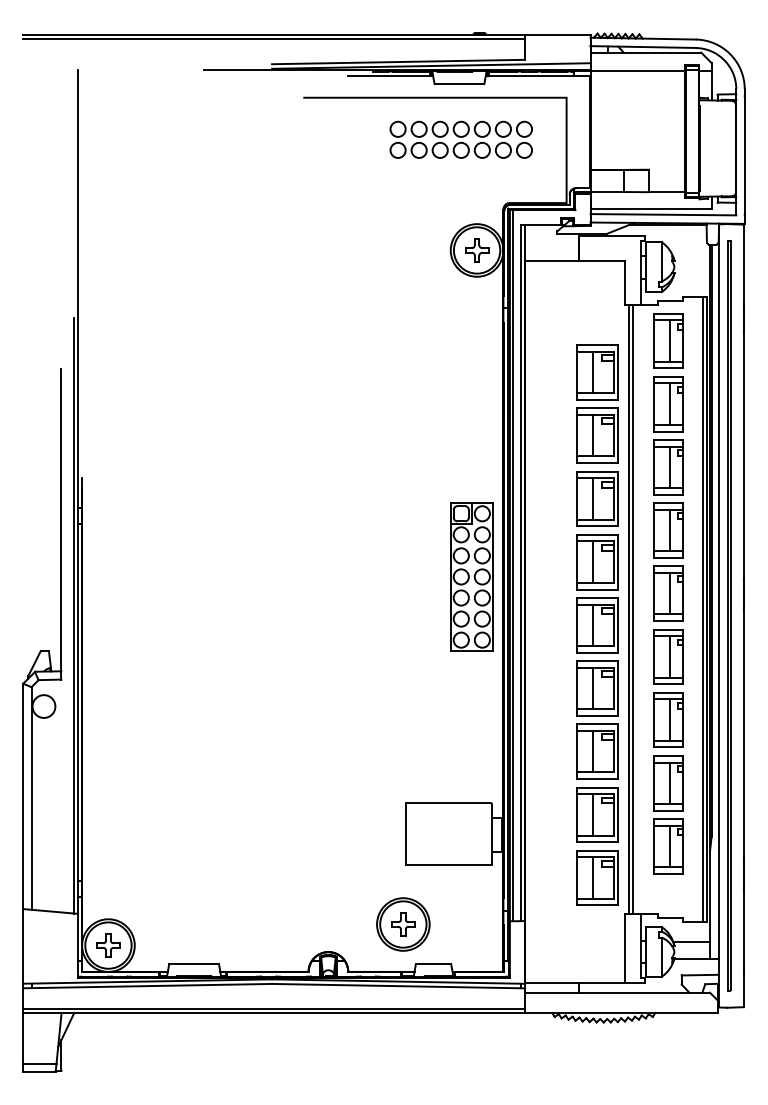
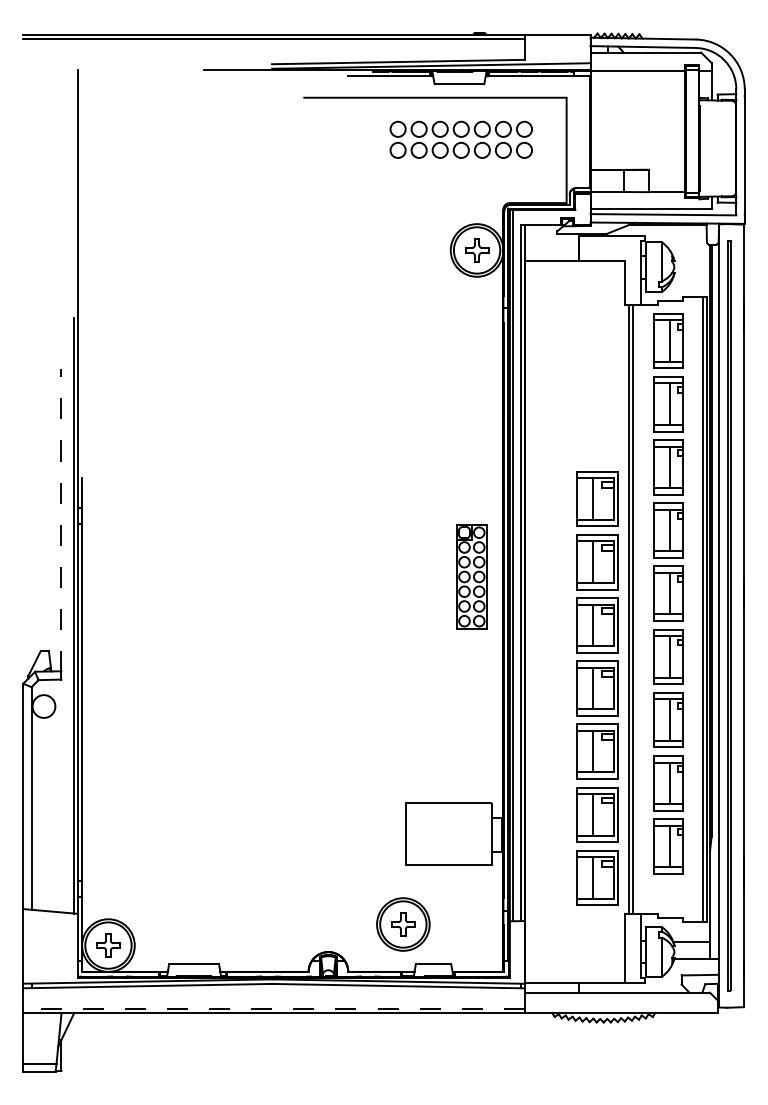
part: present -> none (597, 403)
line: solid -> dashed (61, 520)
part size: 44x150 px -> 32x106 px (471, 576)
line: solid -> dashed (274, 1008)
